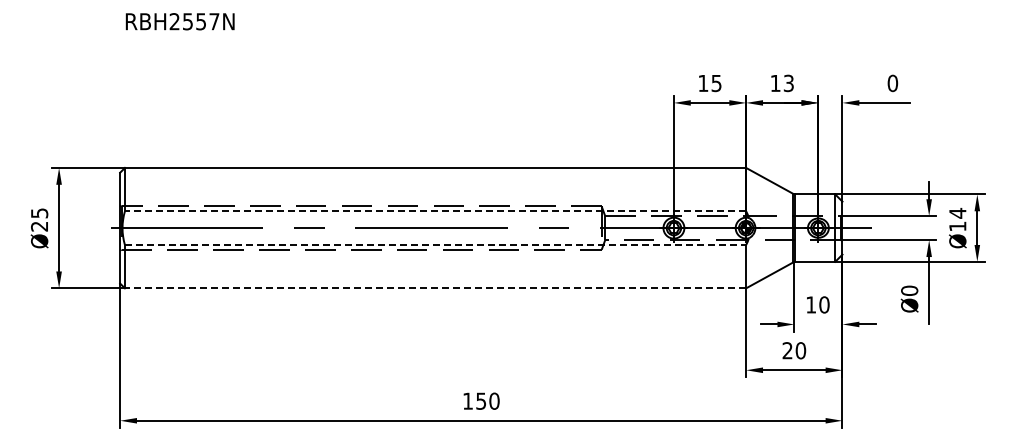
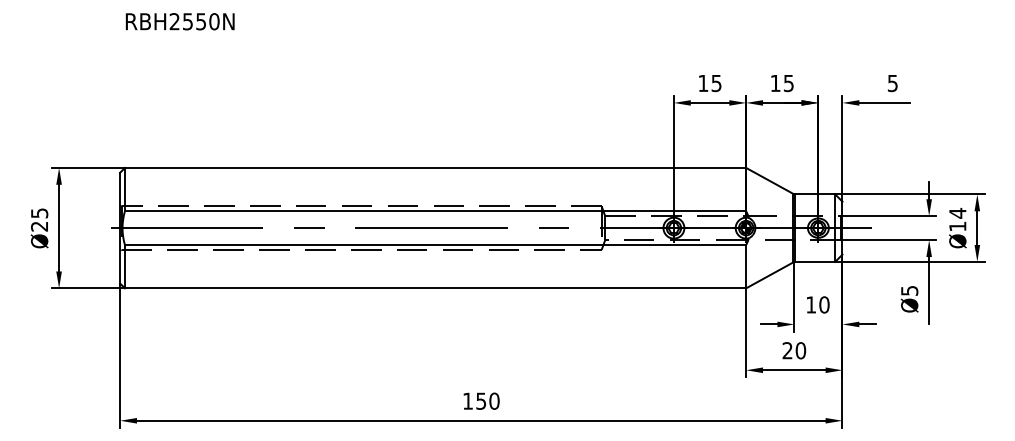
text: RBH2557N -> RBH2550N (214, 21)
text: 13 -> 15 (788, 82)
text: 0 -> 5 (892, 83)
line: dashed -> solid (435, 211)
line: dashed -> solid (435, 245)
line: dashed -> solid (435, 288)
text: Ø0 -> Ø5 (909, 290)
